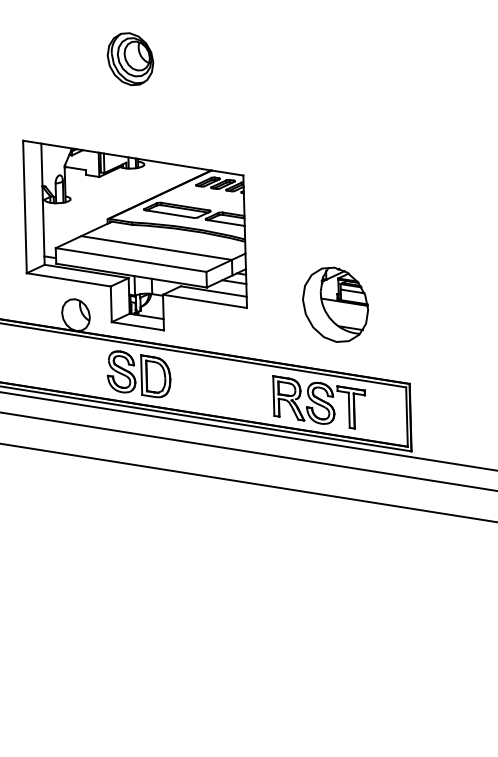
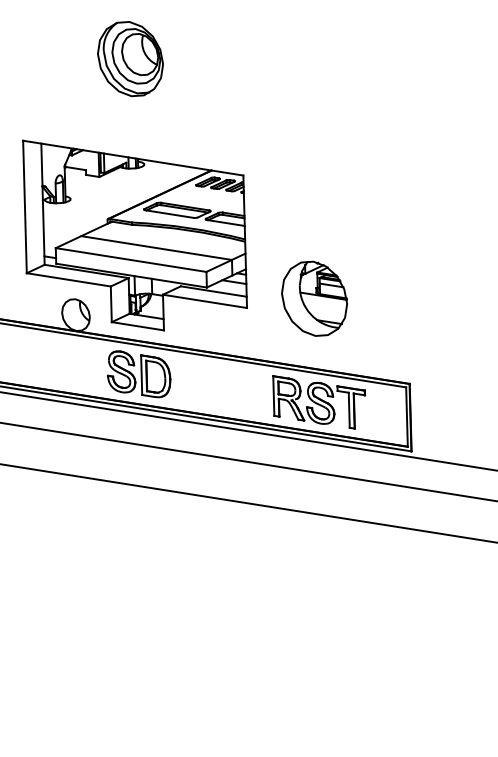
part size: 49x55 px -> 67x77 px (130, 59)
part position: (335, 304) -> (314, 298) (314, 298)
line position: (248, 451) -> (248, 461) (248, 461)
line position: (248, 482) -> (248, 503) (248, 503)
